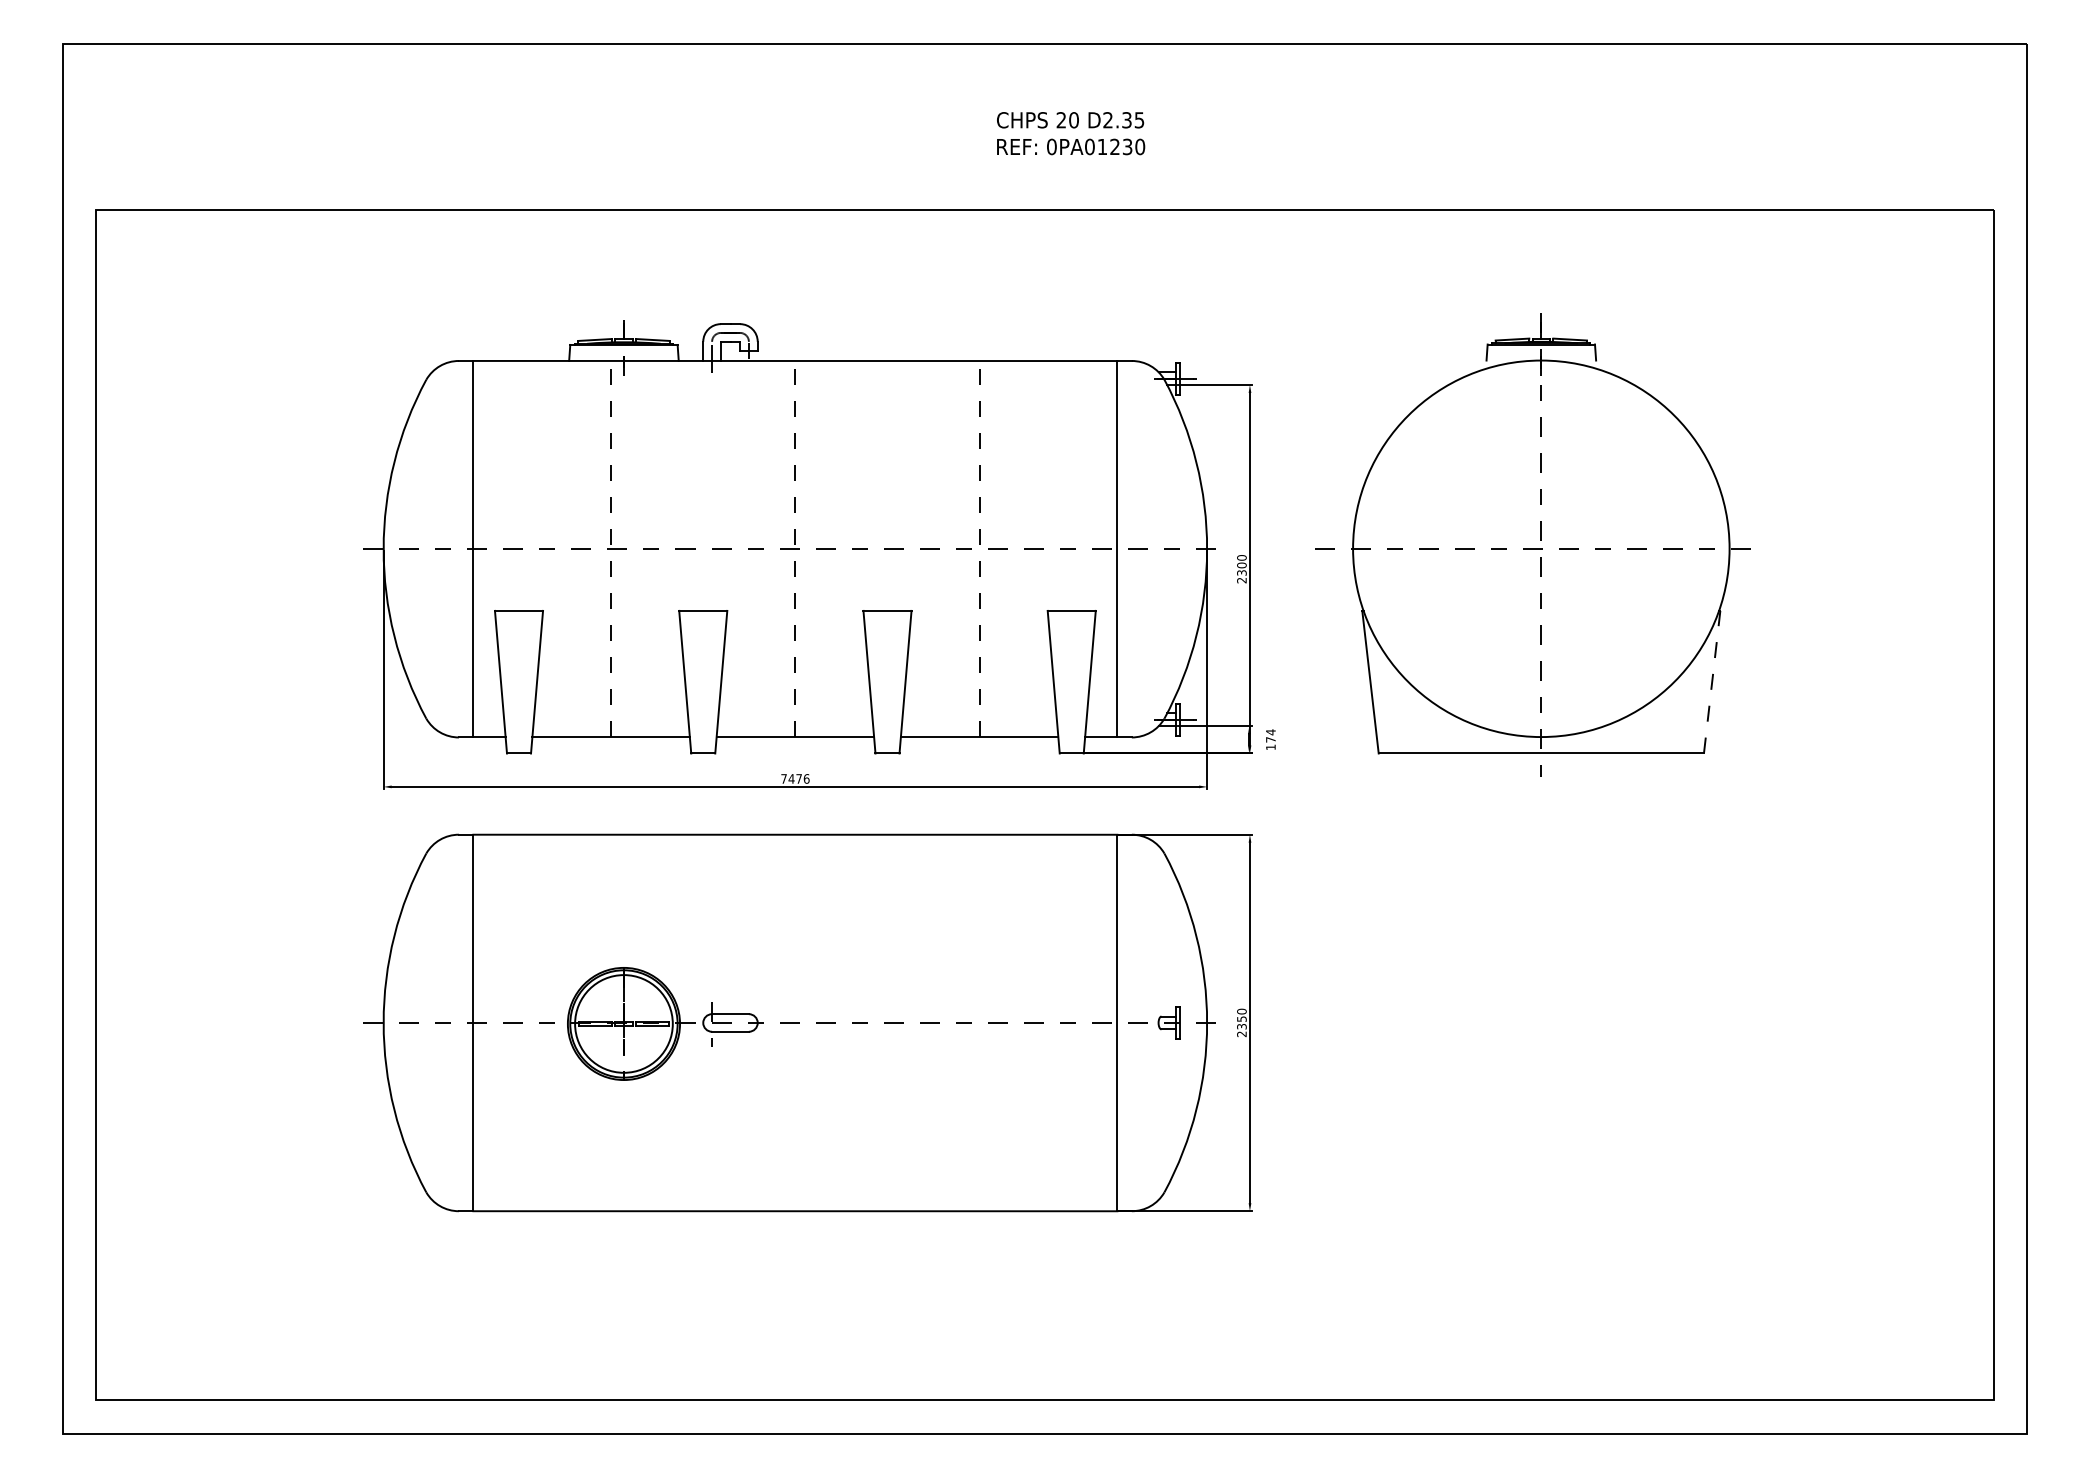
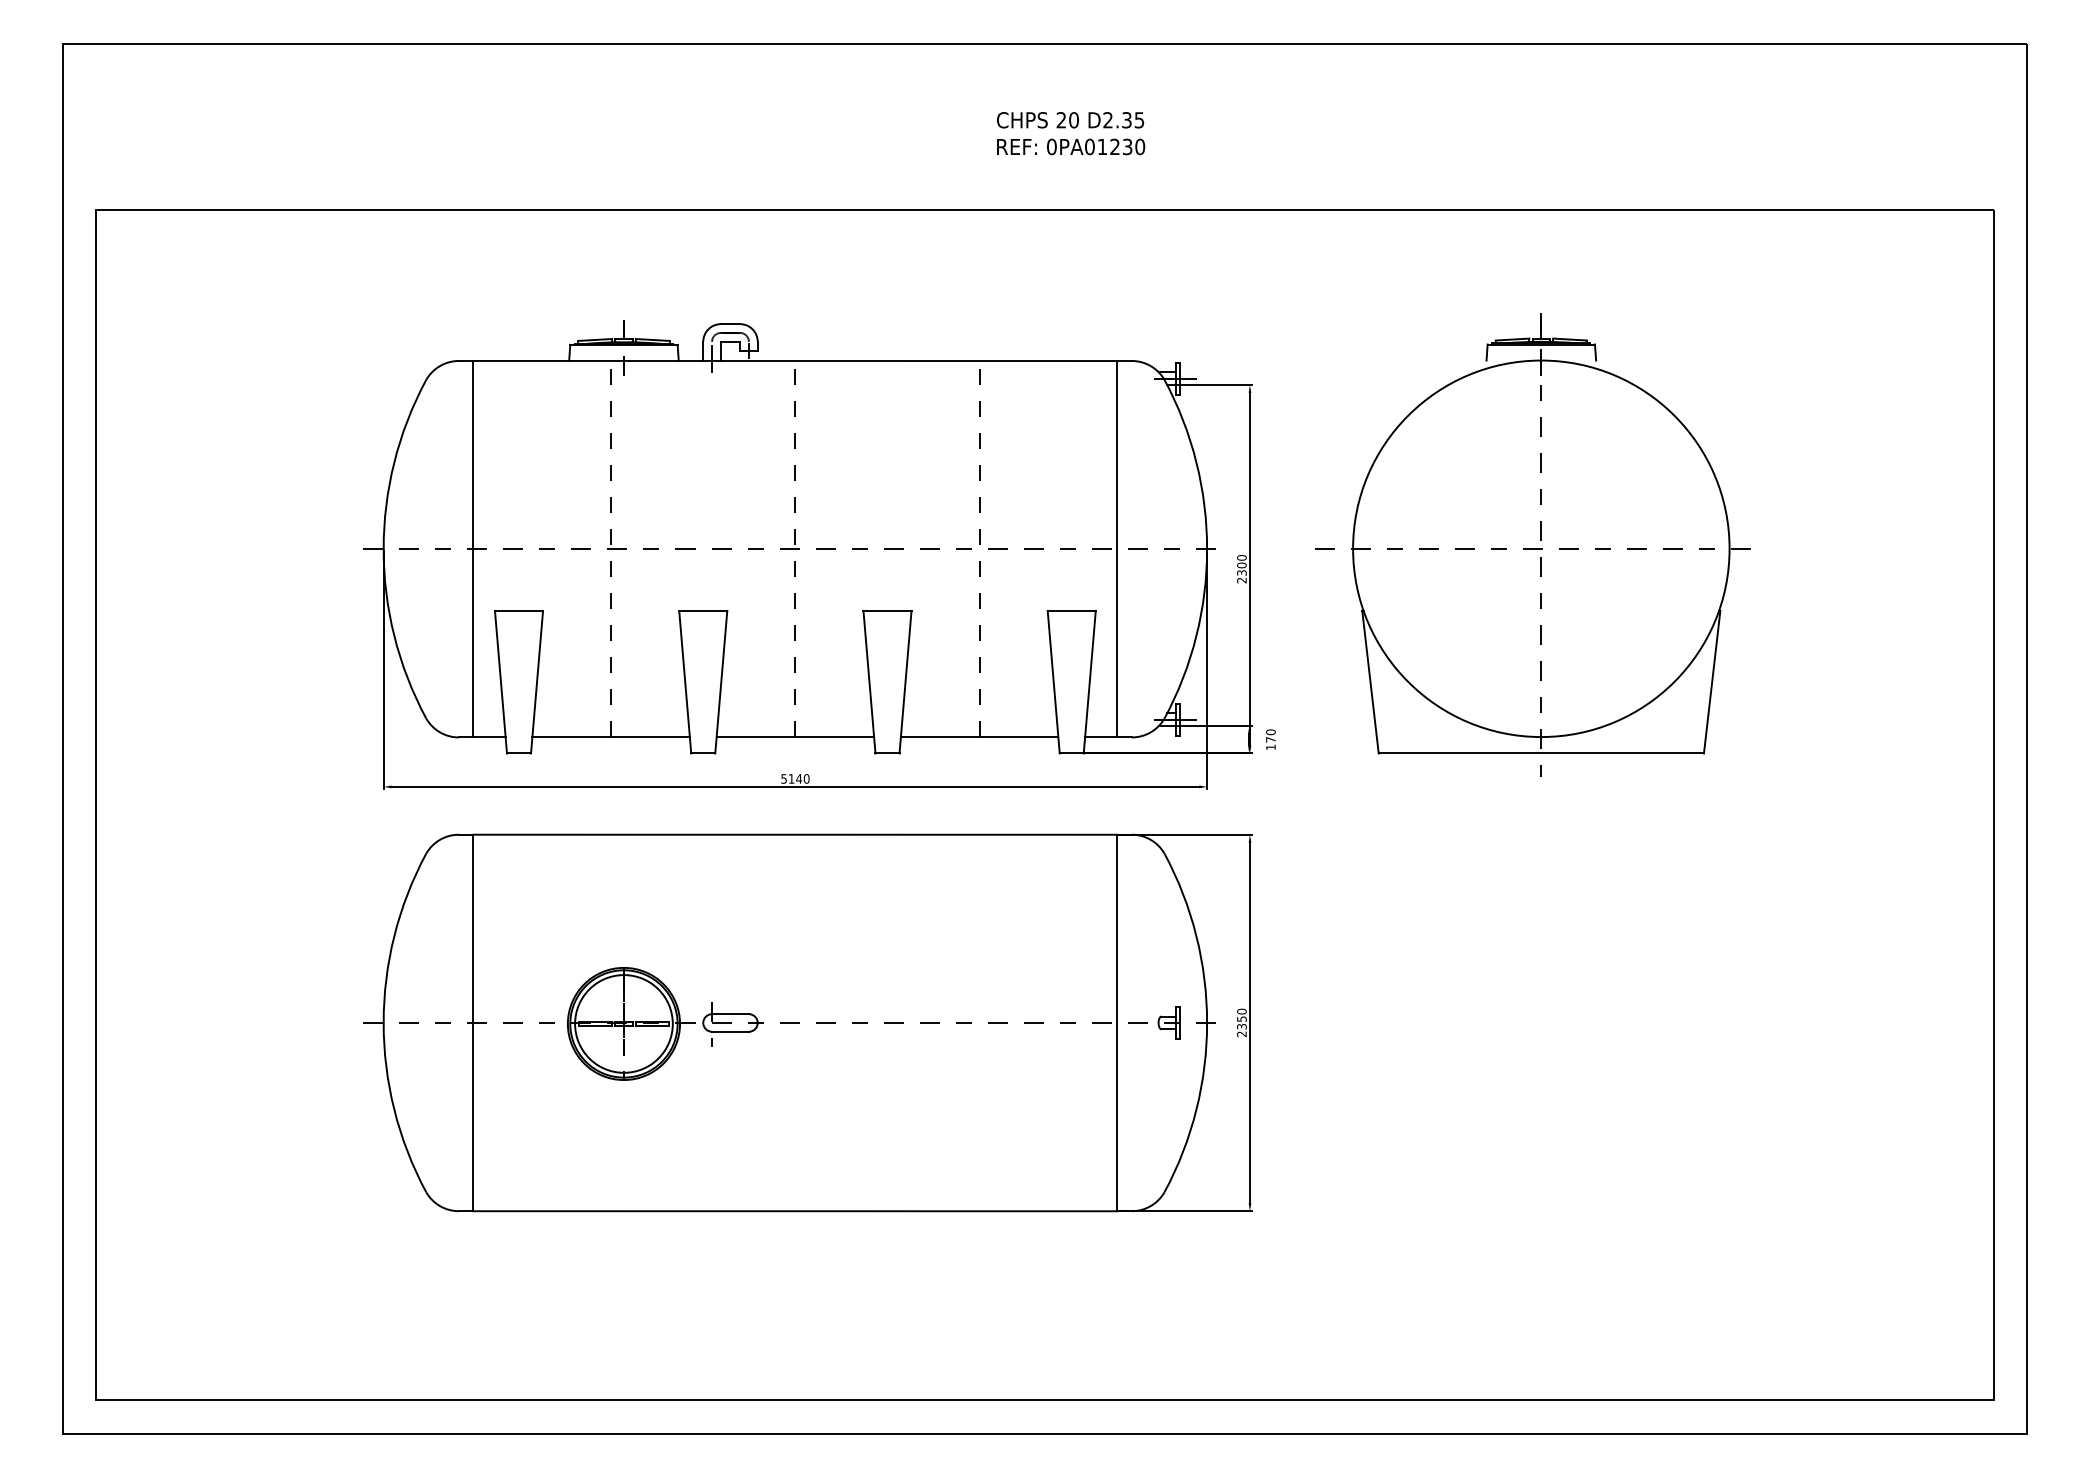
line: dashed -> solid (1712, 682)
text: 174 -> 170 (1270, 732)
text: 7476 -> 5140 (795, 778)
